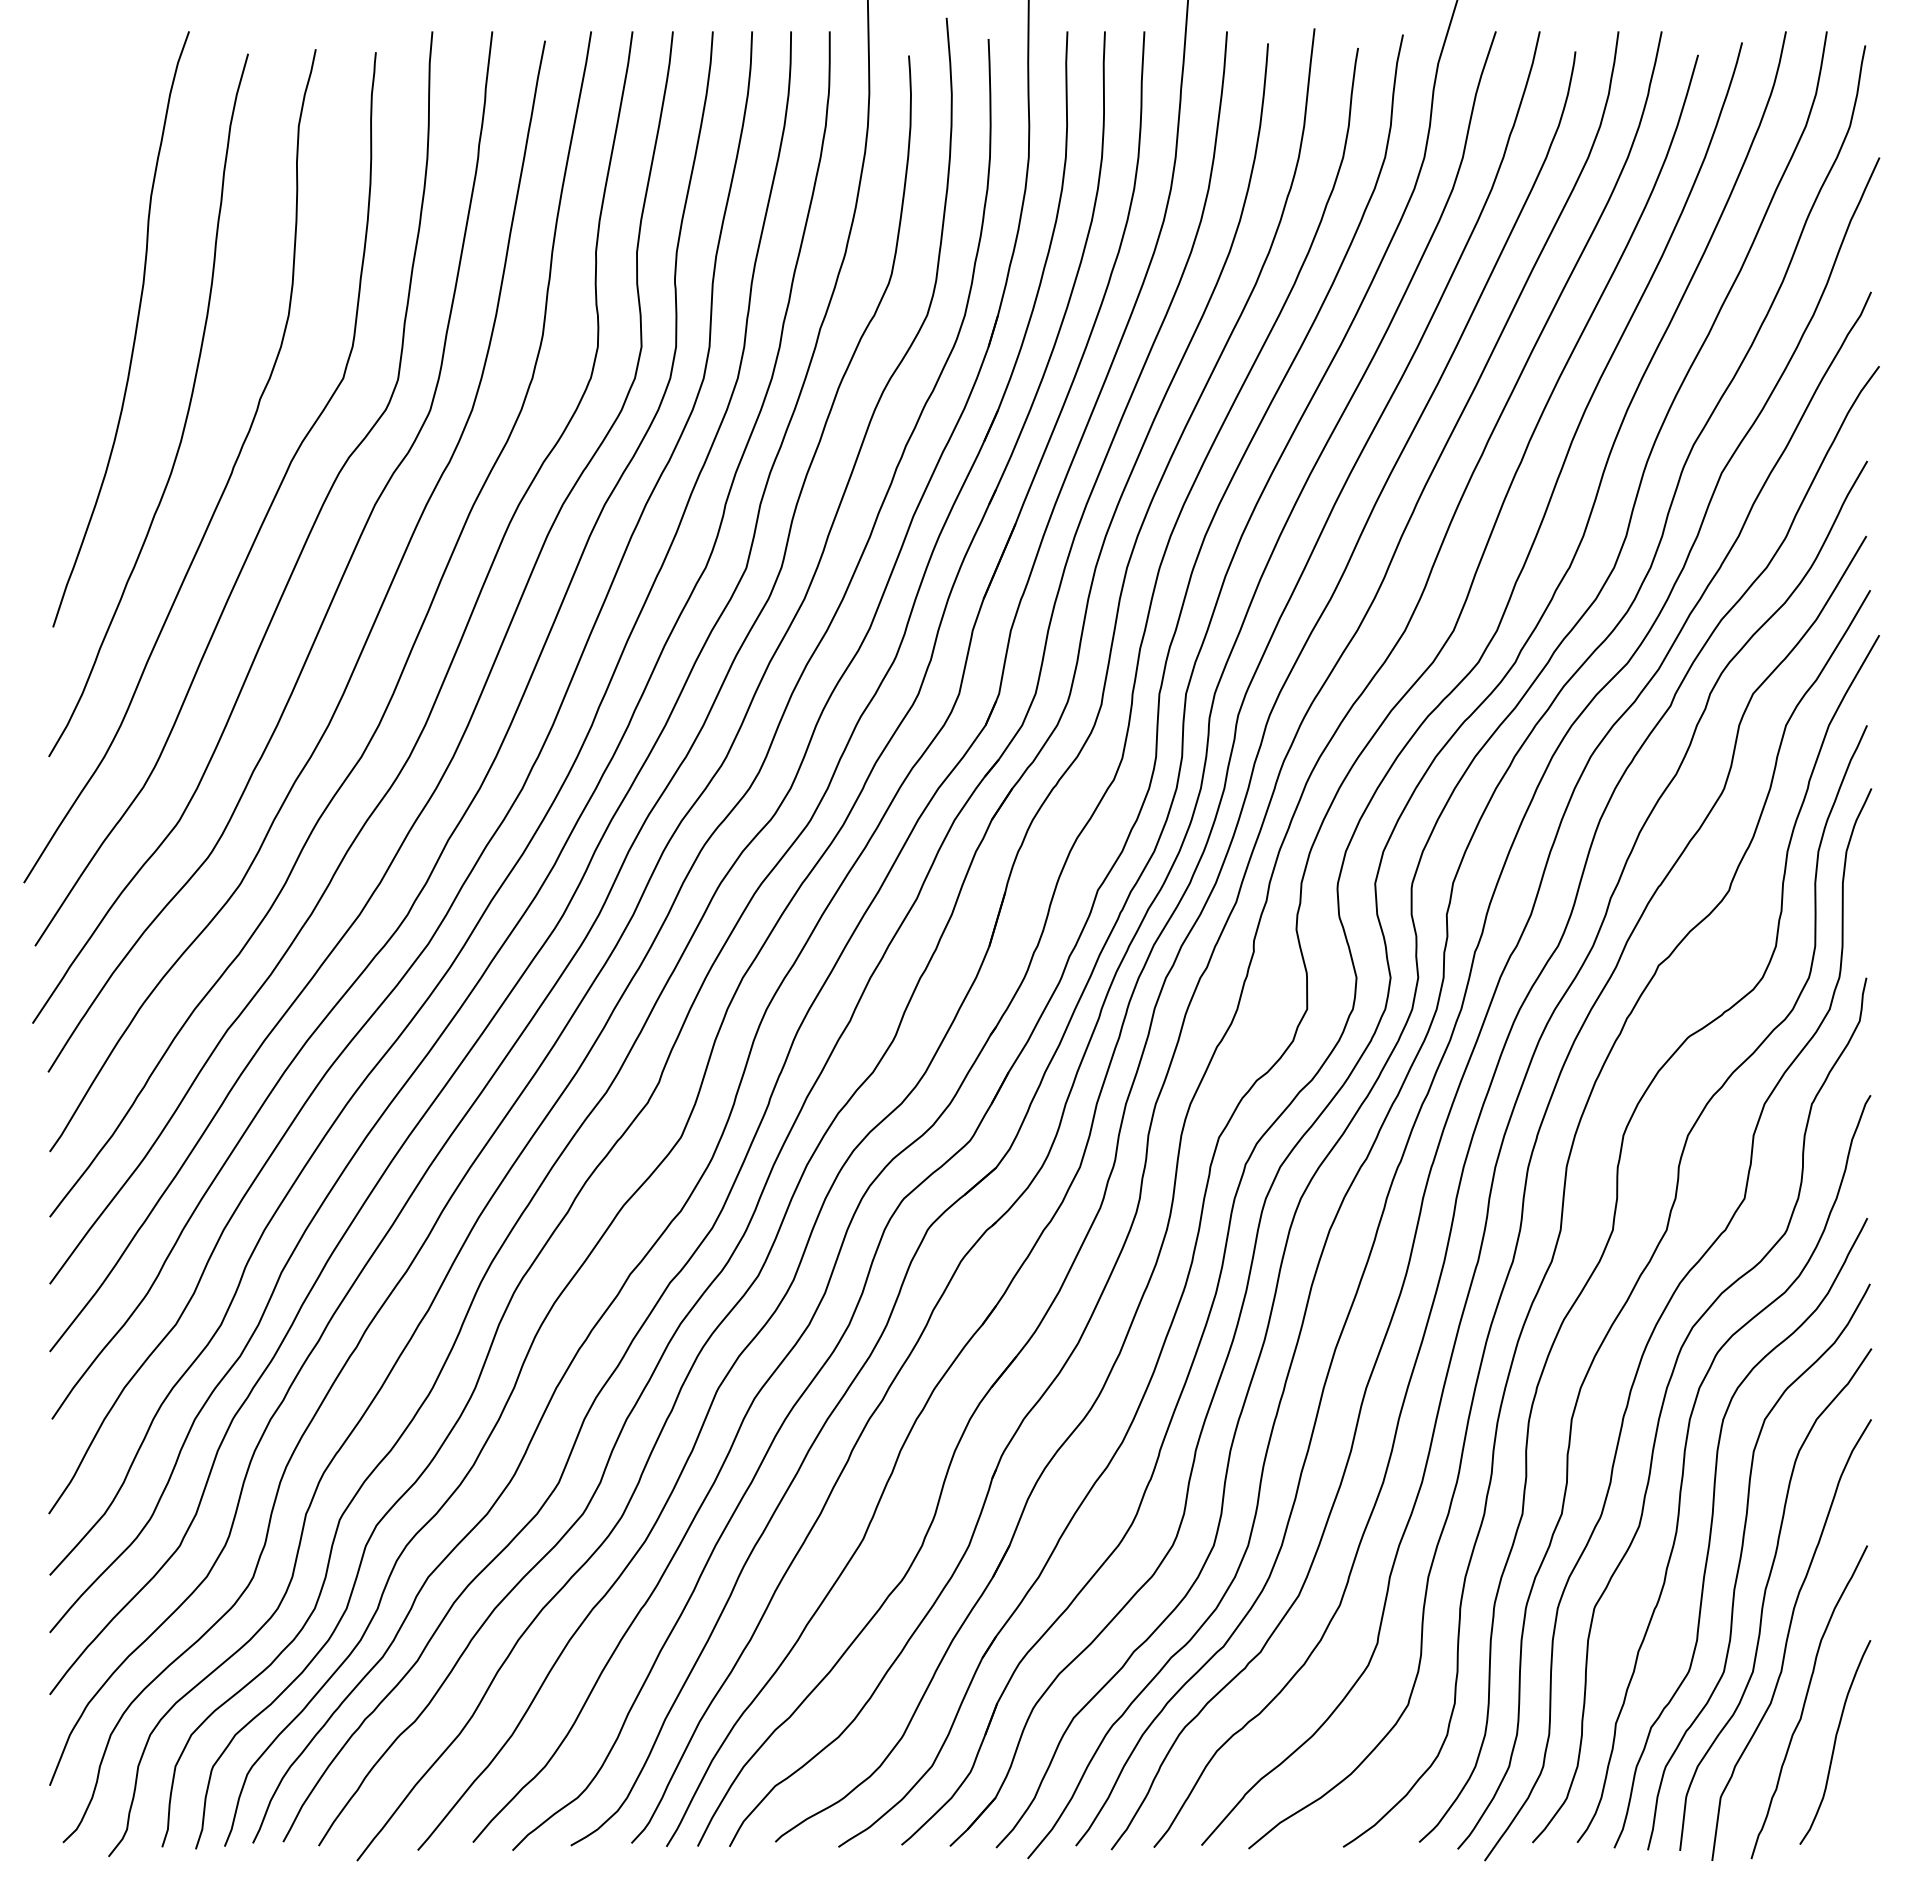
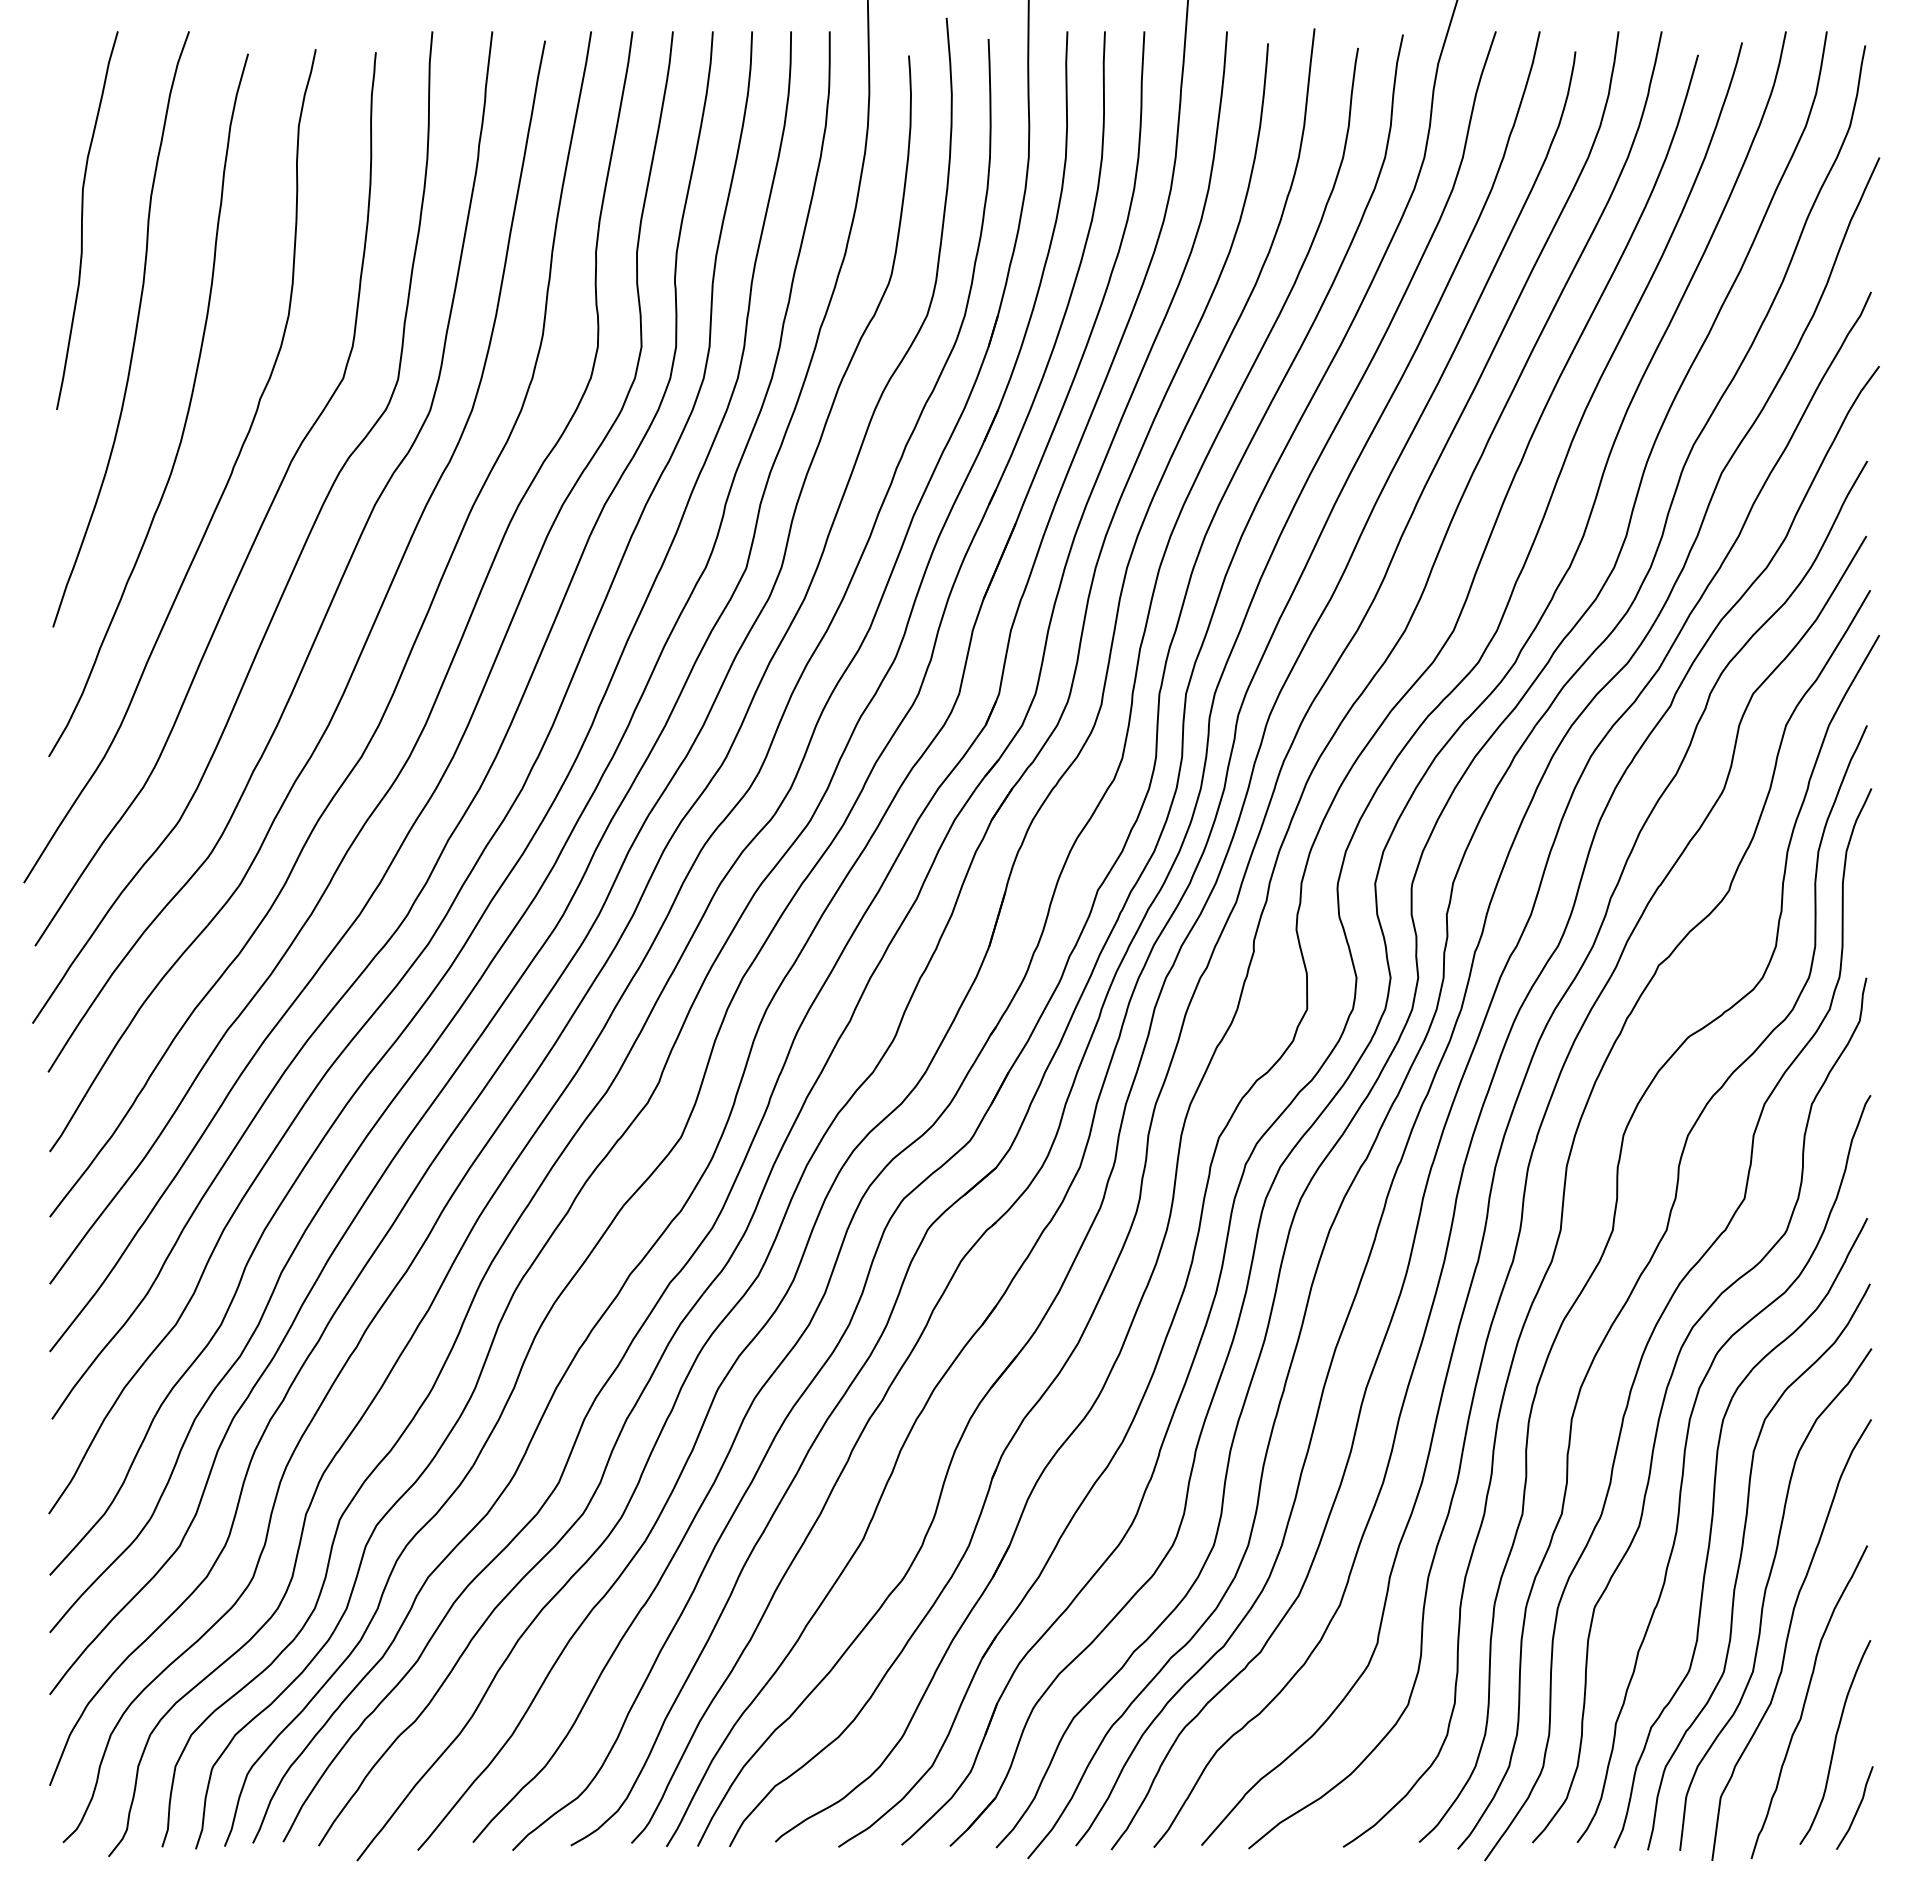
curve: none -> present (82, 220)
line: none -> present (1856, 1809)
